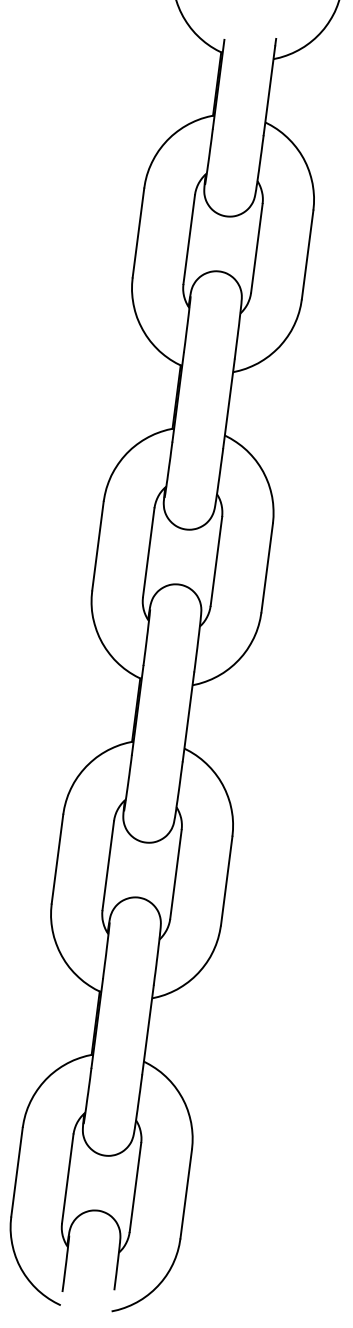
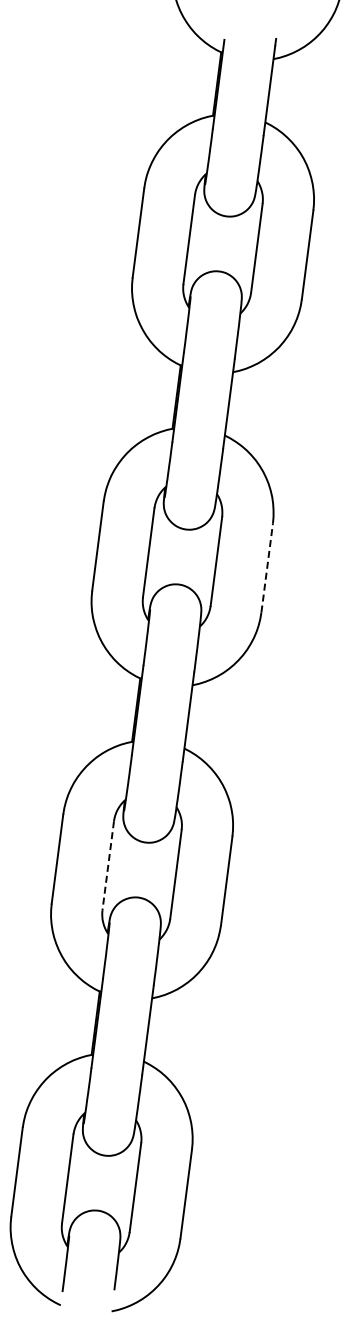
line: solid -> dashed (267, 567)
line: solid -> dashed (108, 865)
